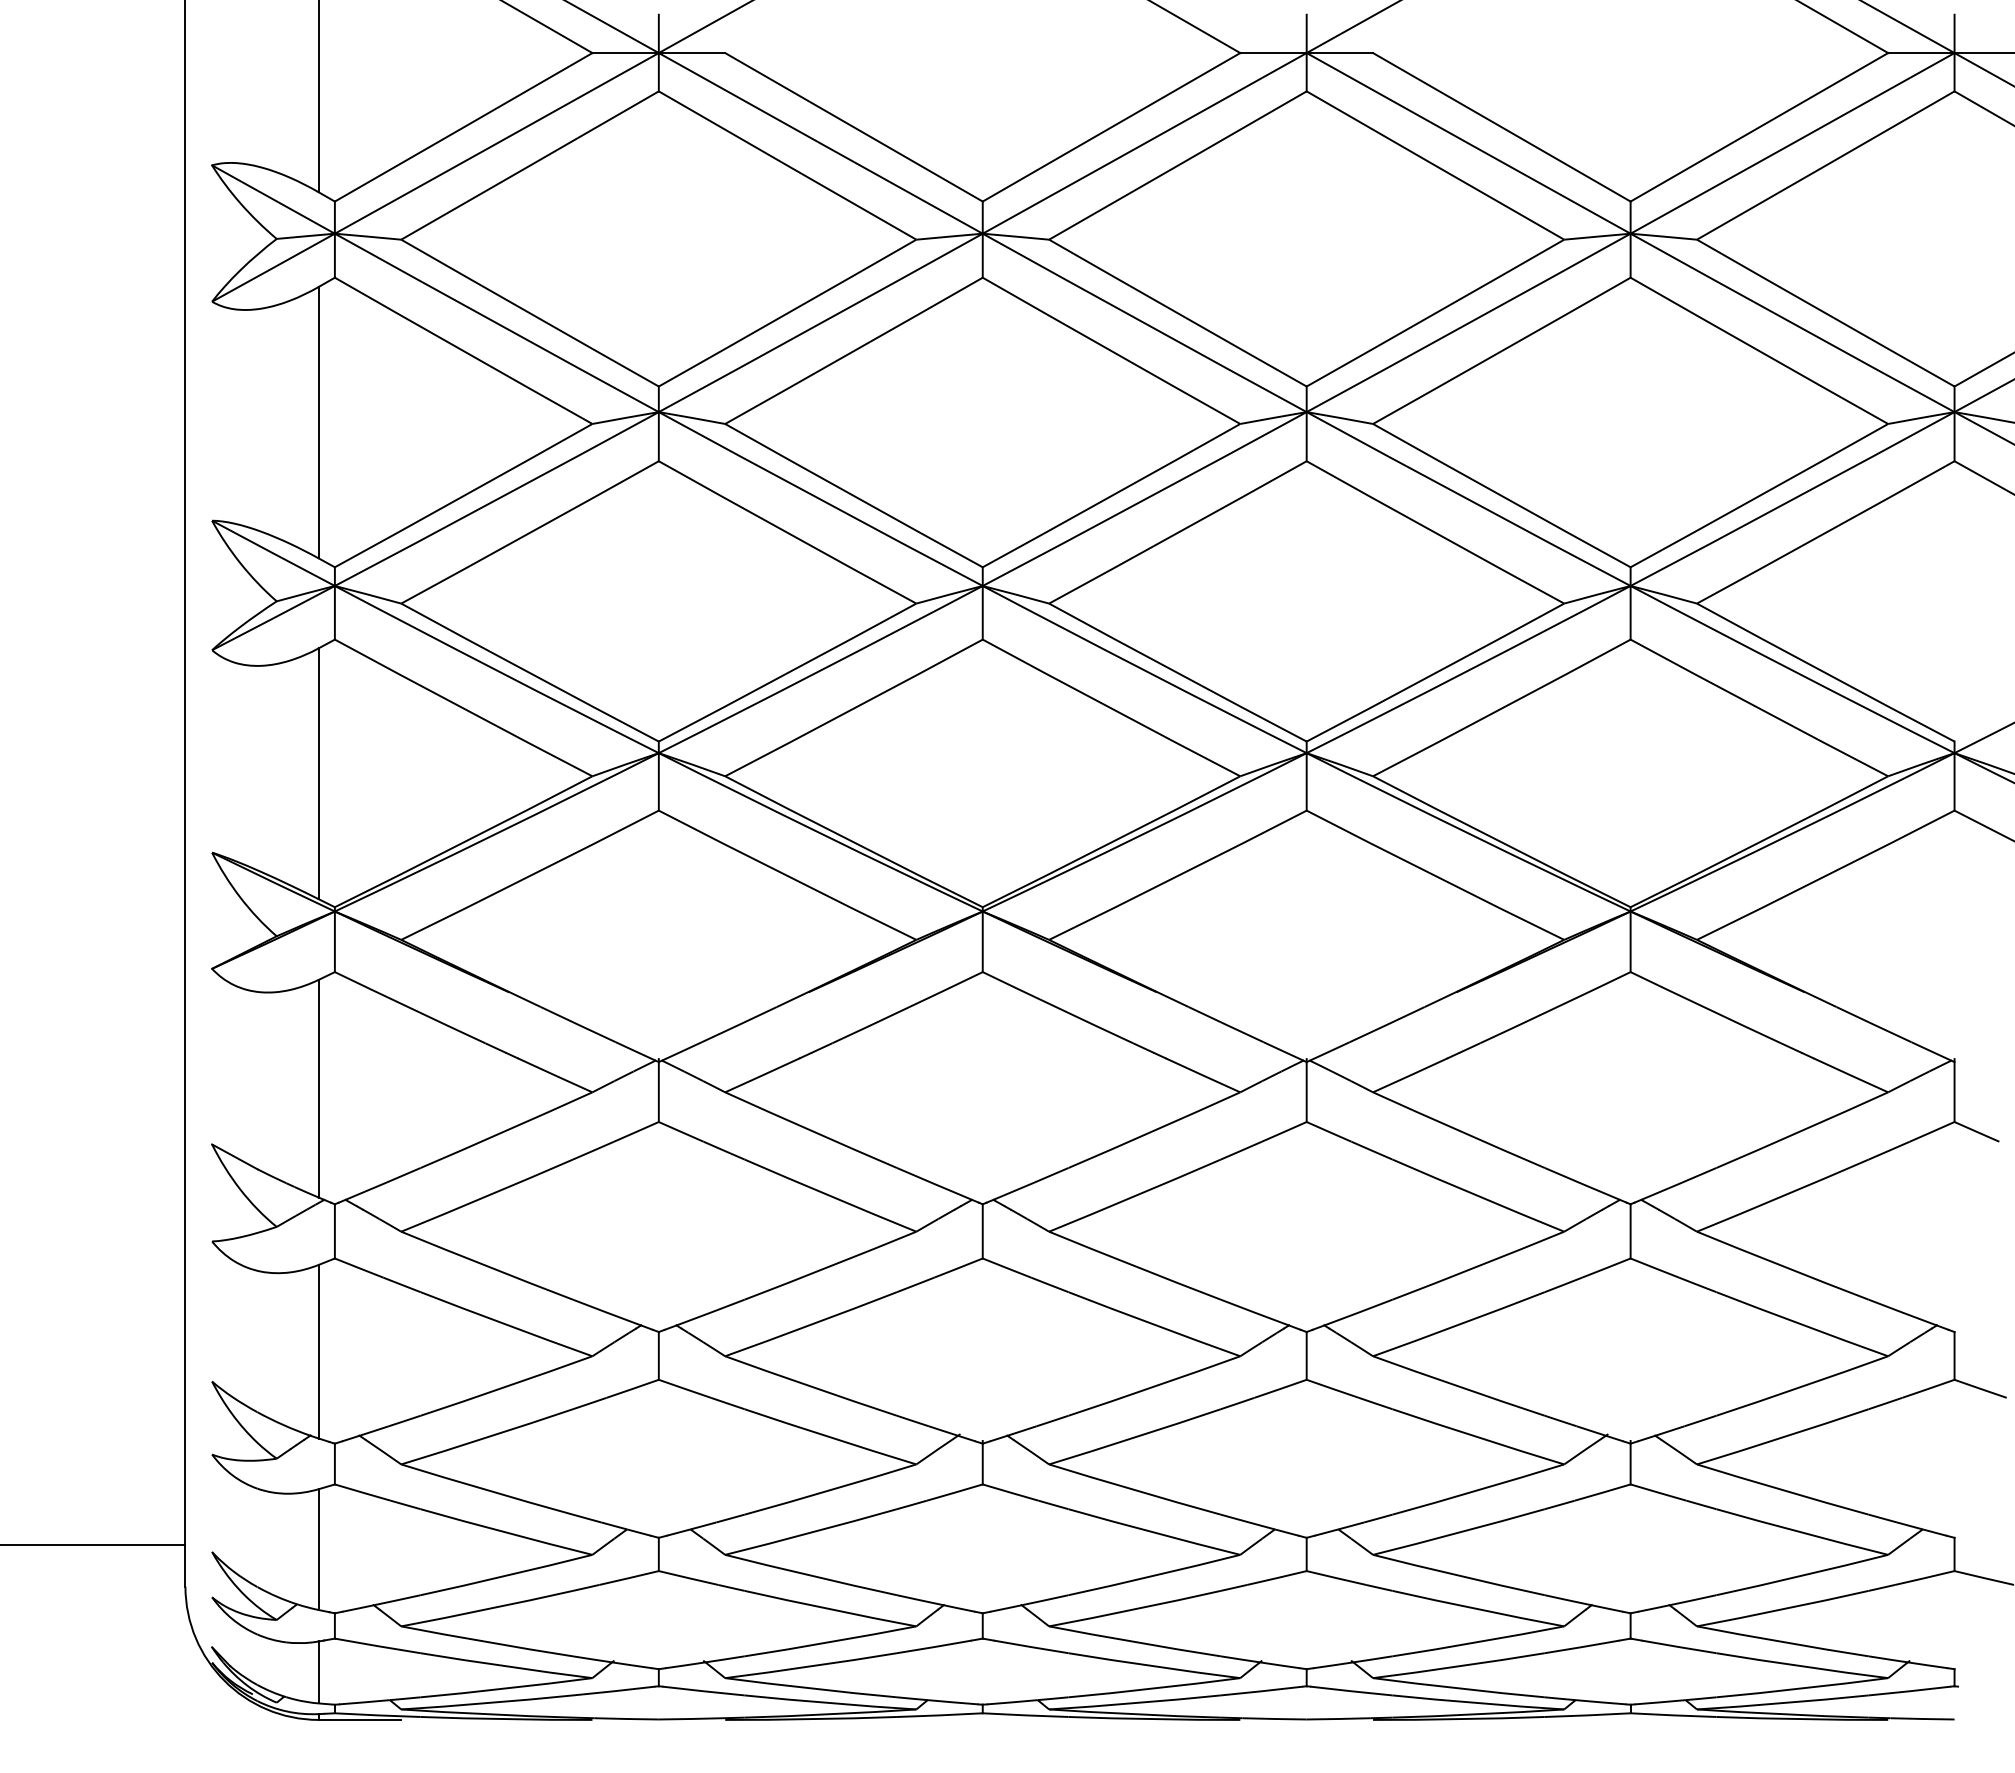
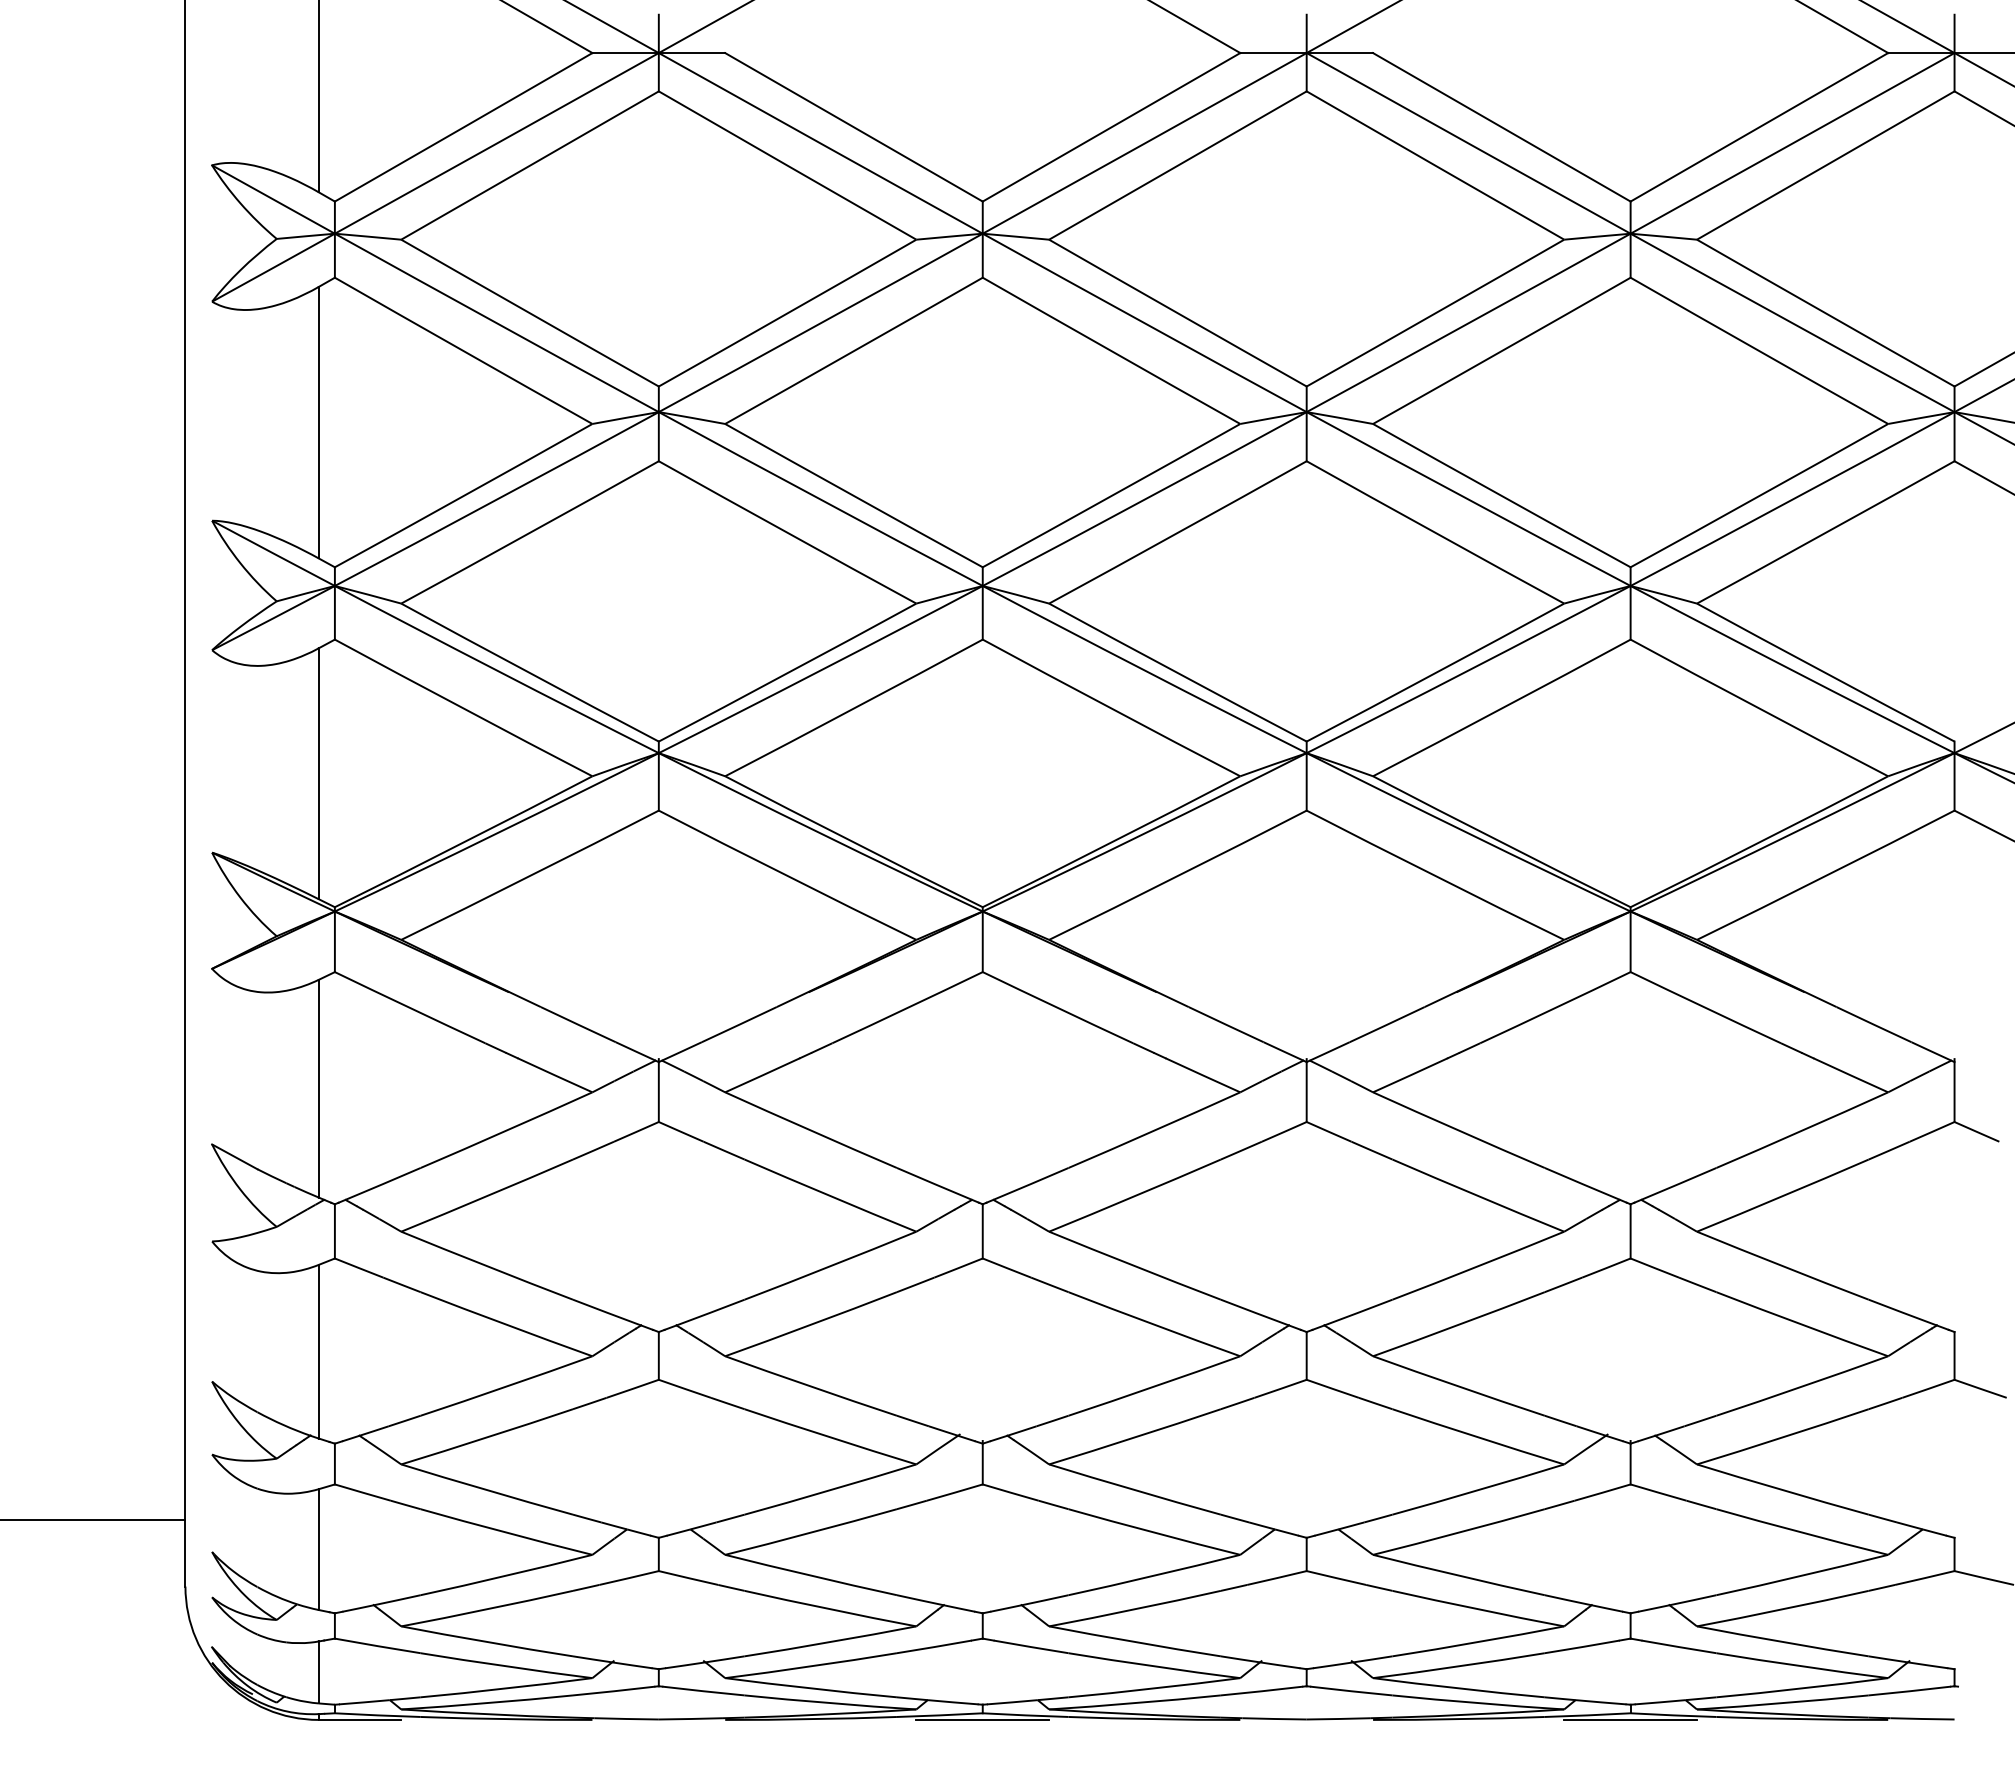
line position: (93, 1544) -> (93, 1519) (93, 1519)
line: none -> present (982, 1719)
line: none -> present (1630, 1719)
